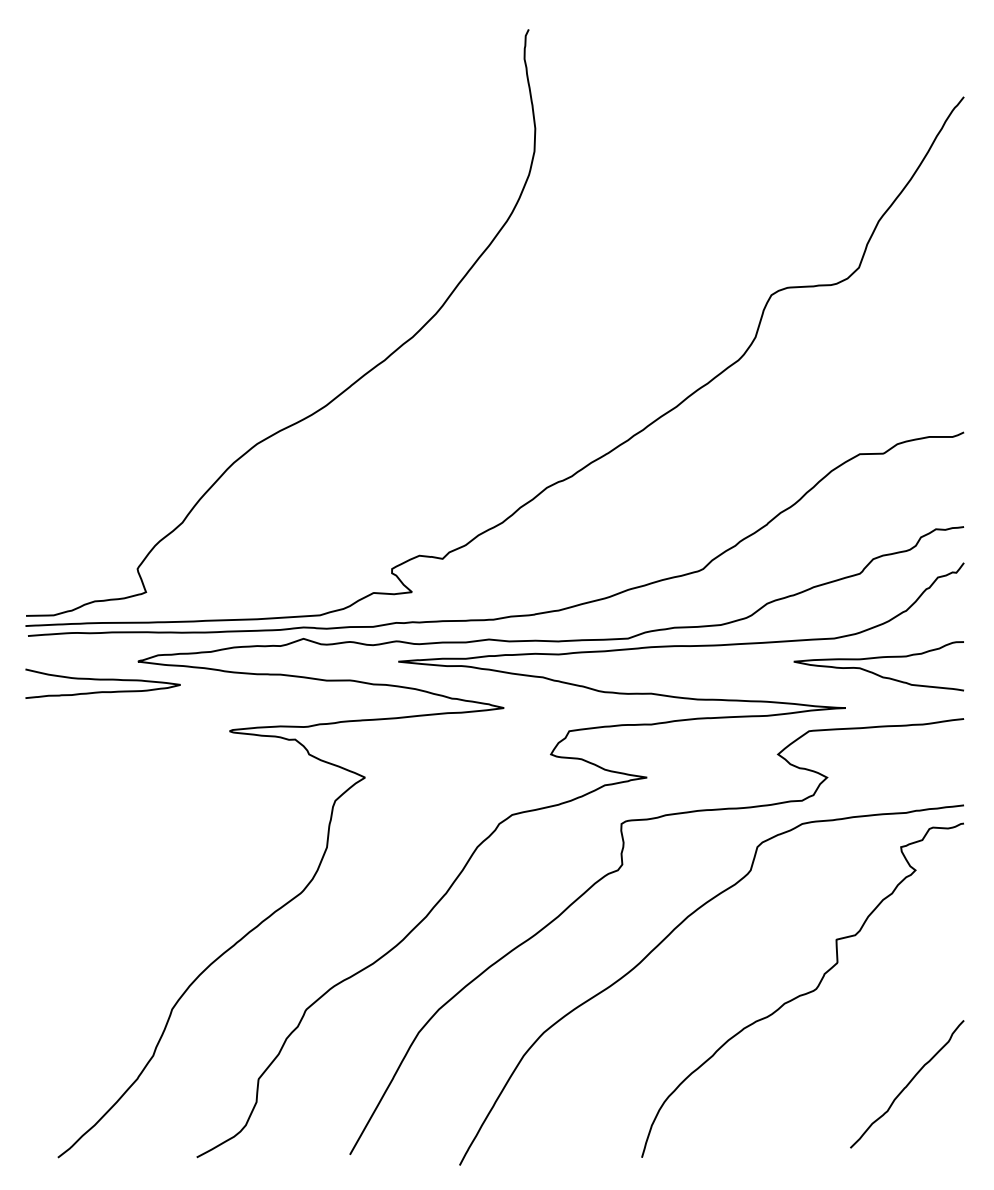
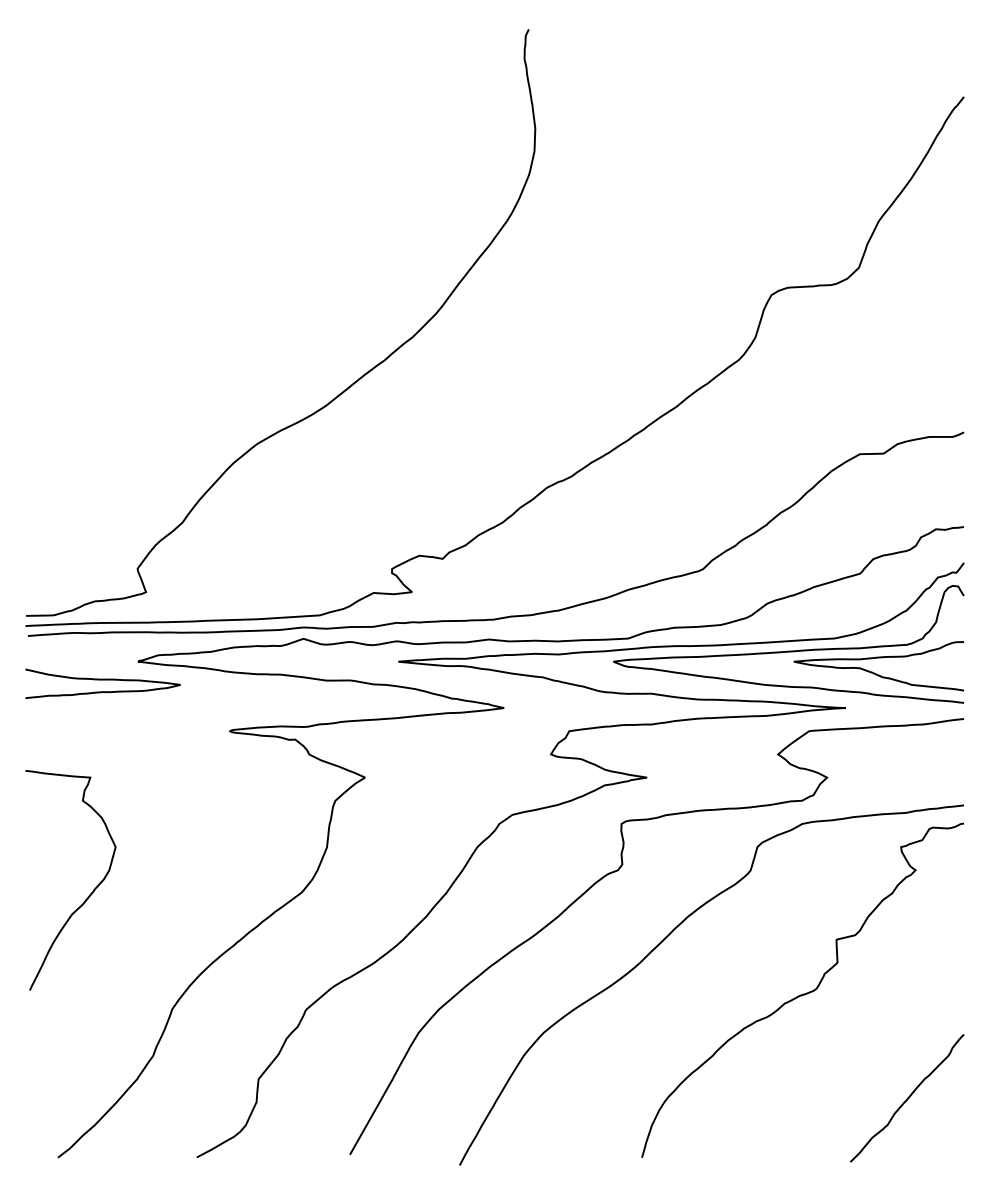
curve: none -> present (788, 650)
curve: none -> present (88, 895)
curve position: (907, 1084) -> (907, 1098) (907, 1098)
